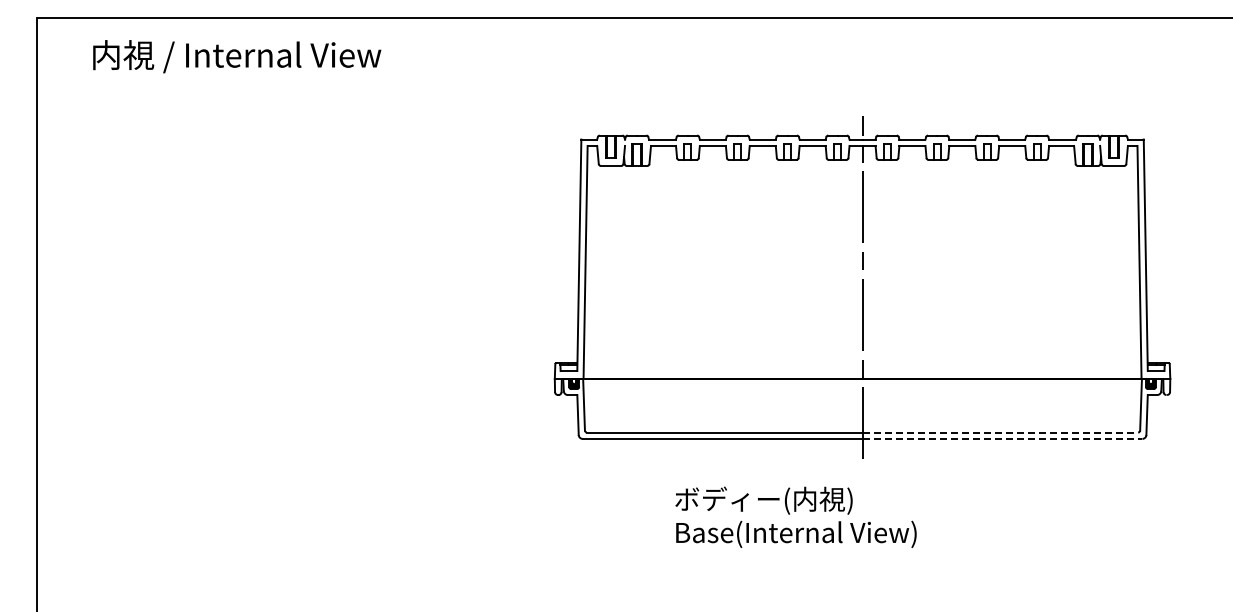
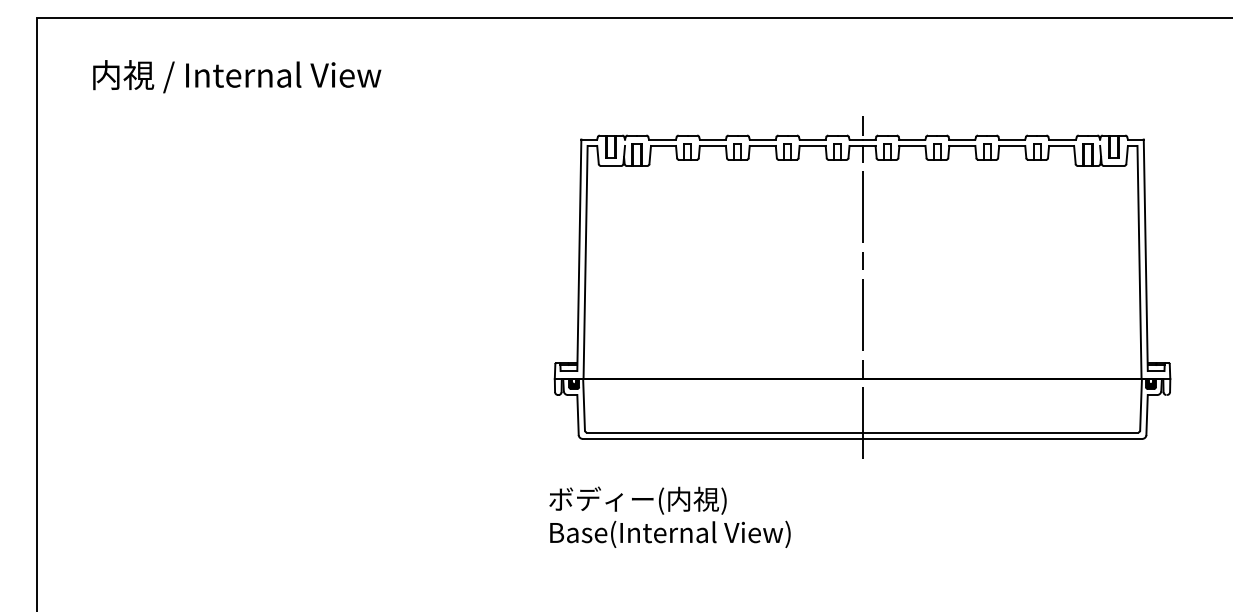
text position: (237, 56) -> (237, 76) (237, 76)
line: dashed -> solid (1000, 432)
line: dashed -> solid (1002, 438)
text position: (795, 516) -> (669, 516) (669, 516)
